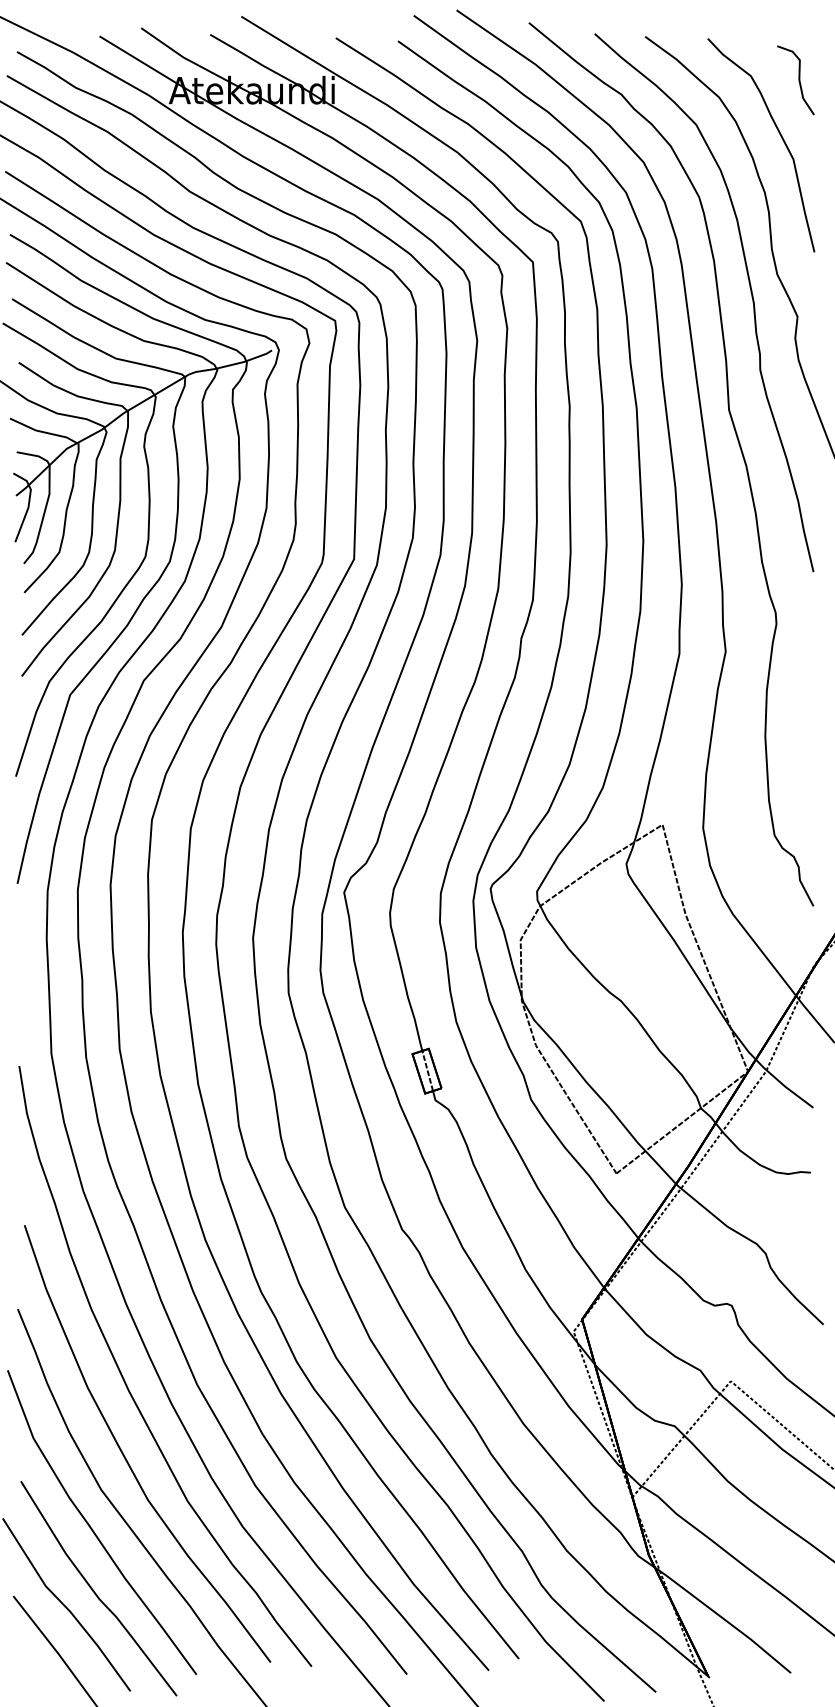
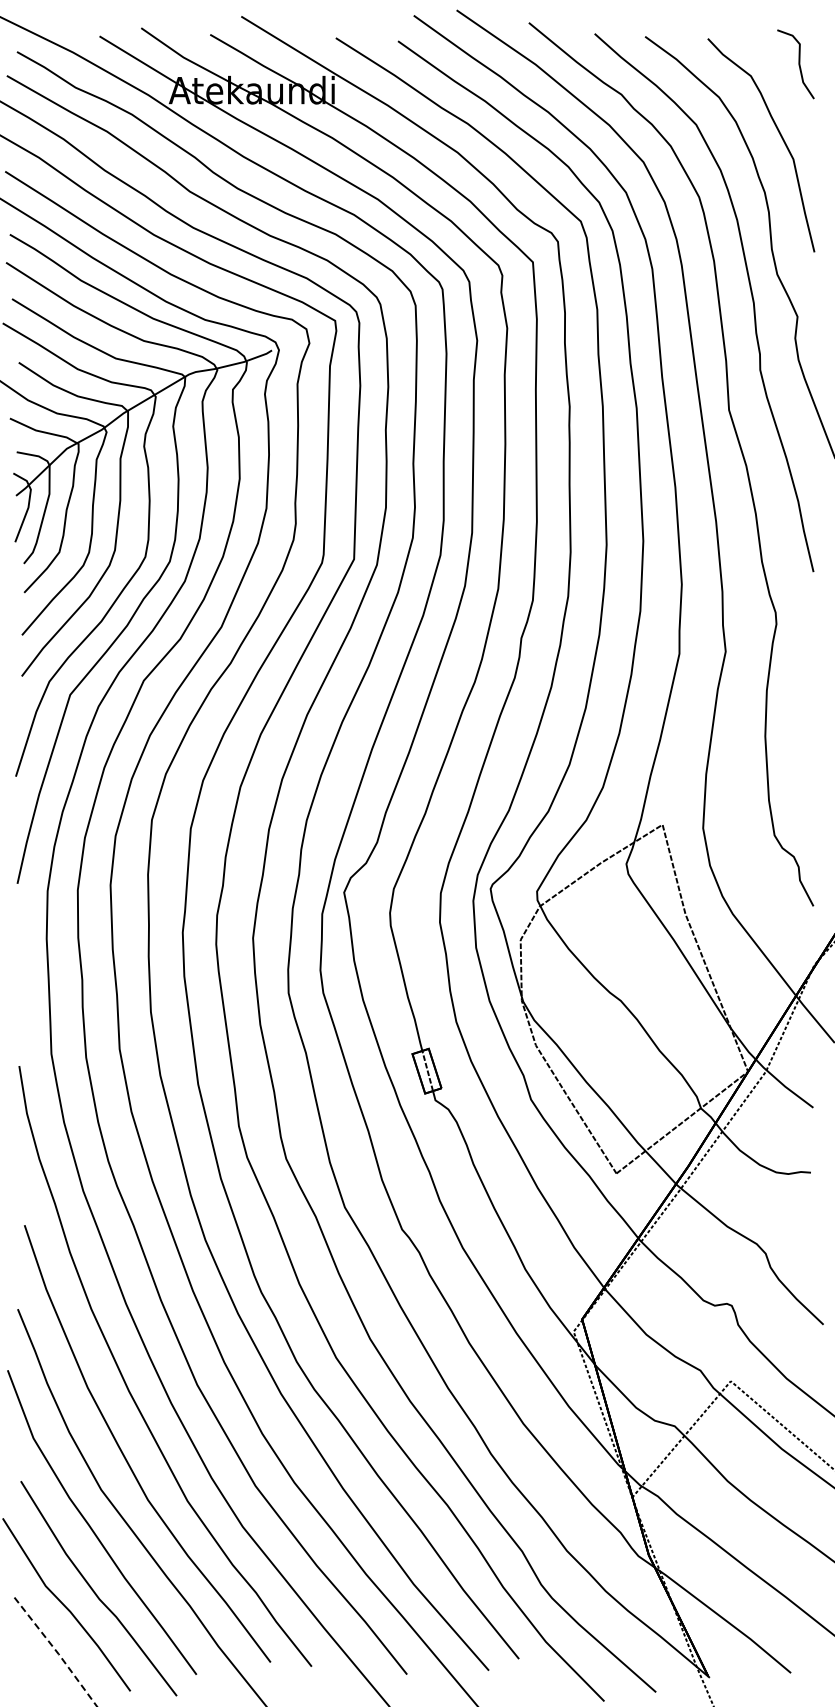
curve position: (798, 80) -> (798, 64) (798, 64)
line: solid -> dashed (56, 1651)
